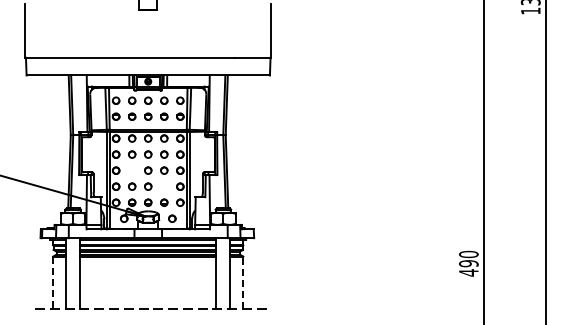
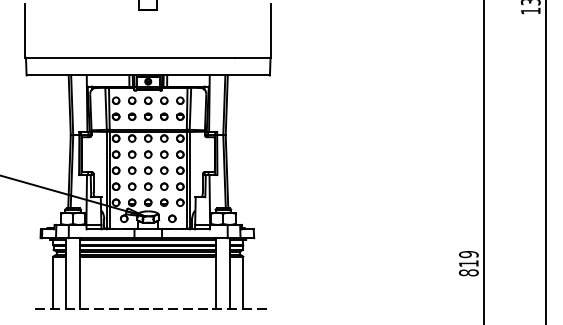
part: none -> present (132, 170)
part: none -> present (164, 186)
text: 490 -> 819 (468, 263)
line: dashed -> solid (243, 282)
line: dashed -> solid (53, 283)
